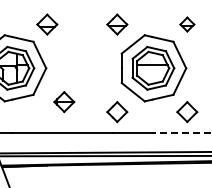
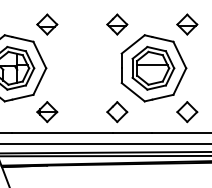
part size: 17x17 px -> 23x23 px (187, 24)
part position: (64, 102) -> (47, 112) (47, 112)
line: dashed -> solid (181, 132)
line: none -> present (105, 143)
